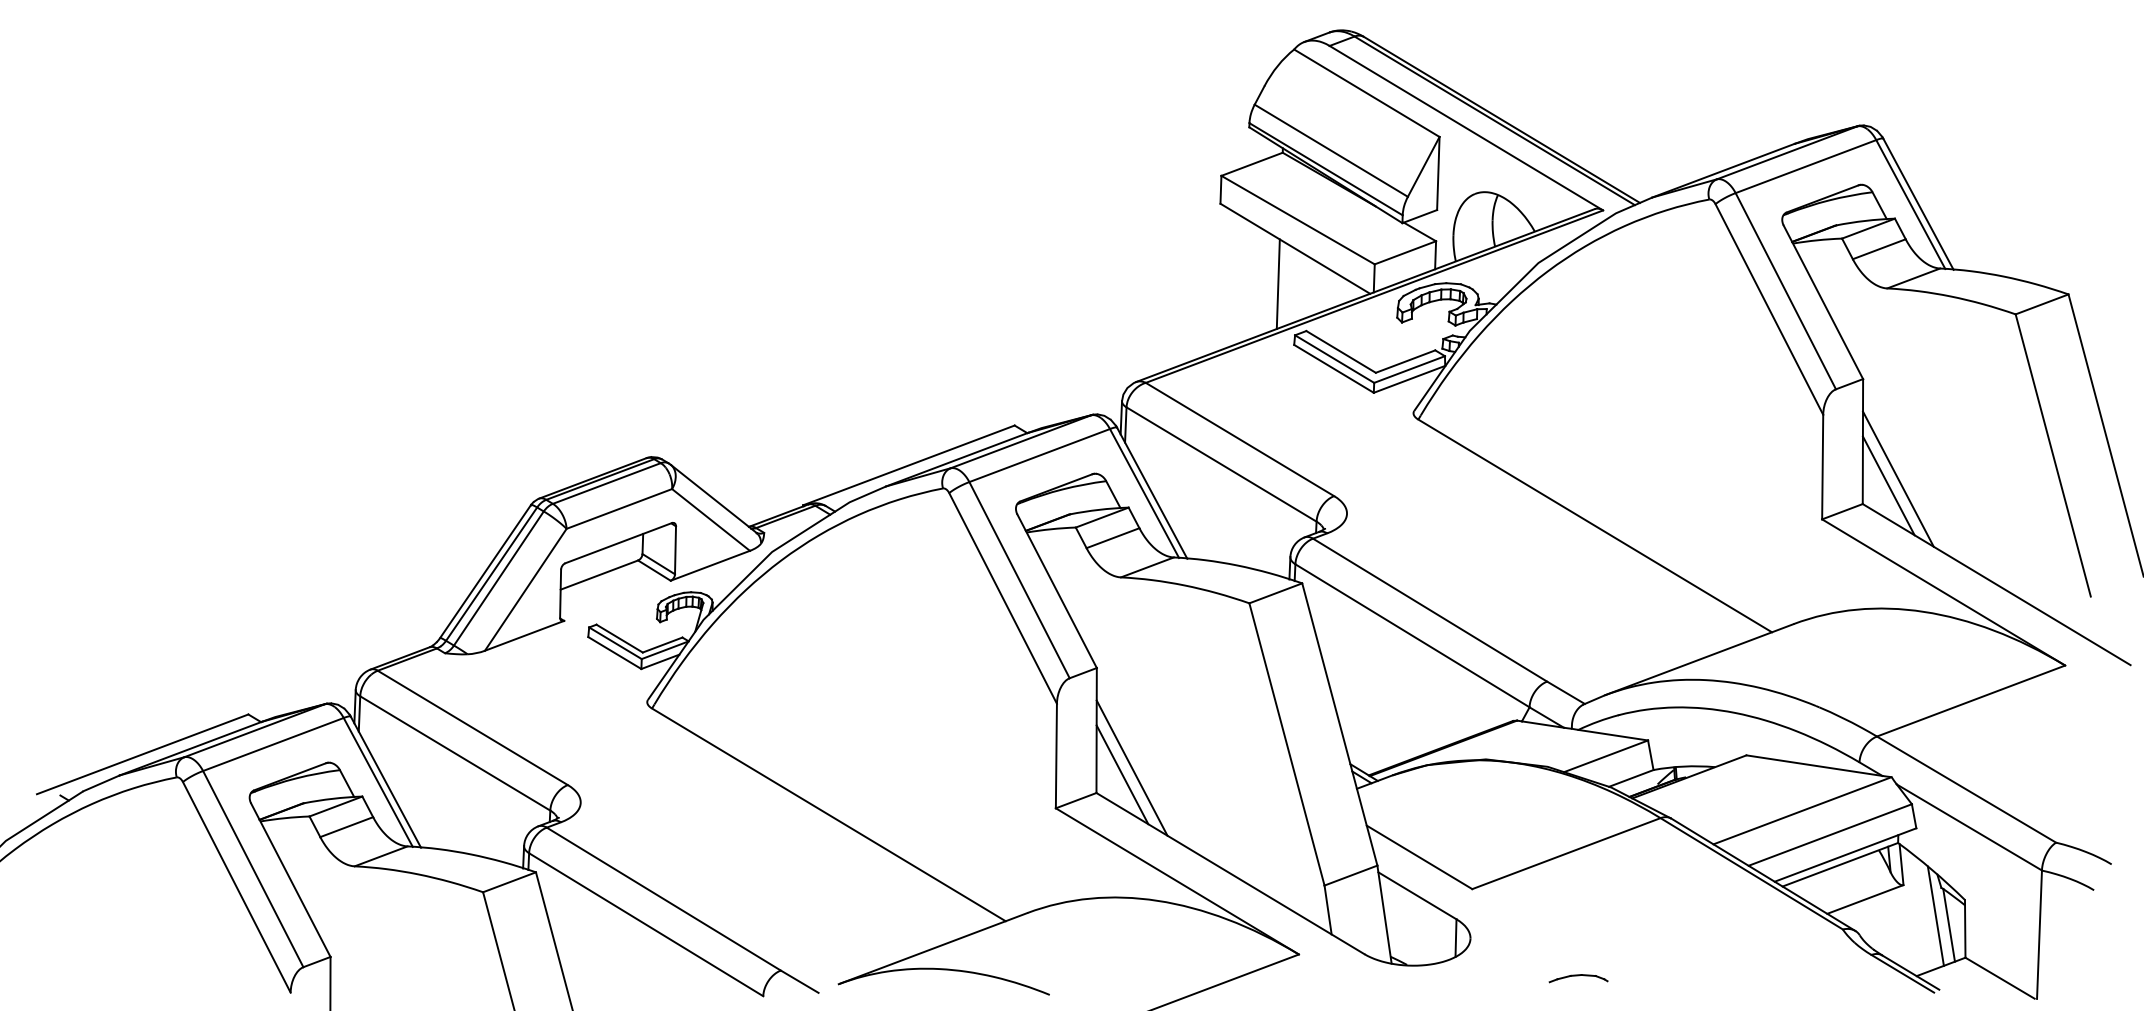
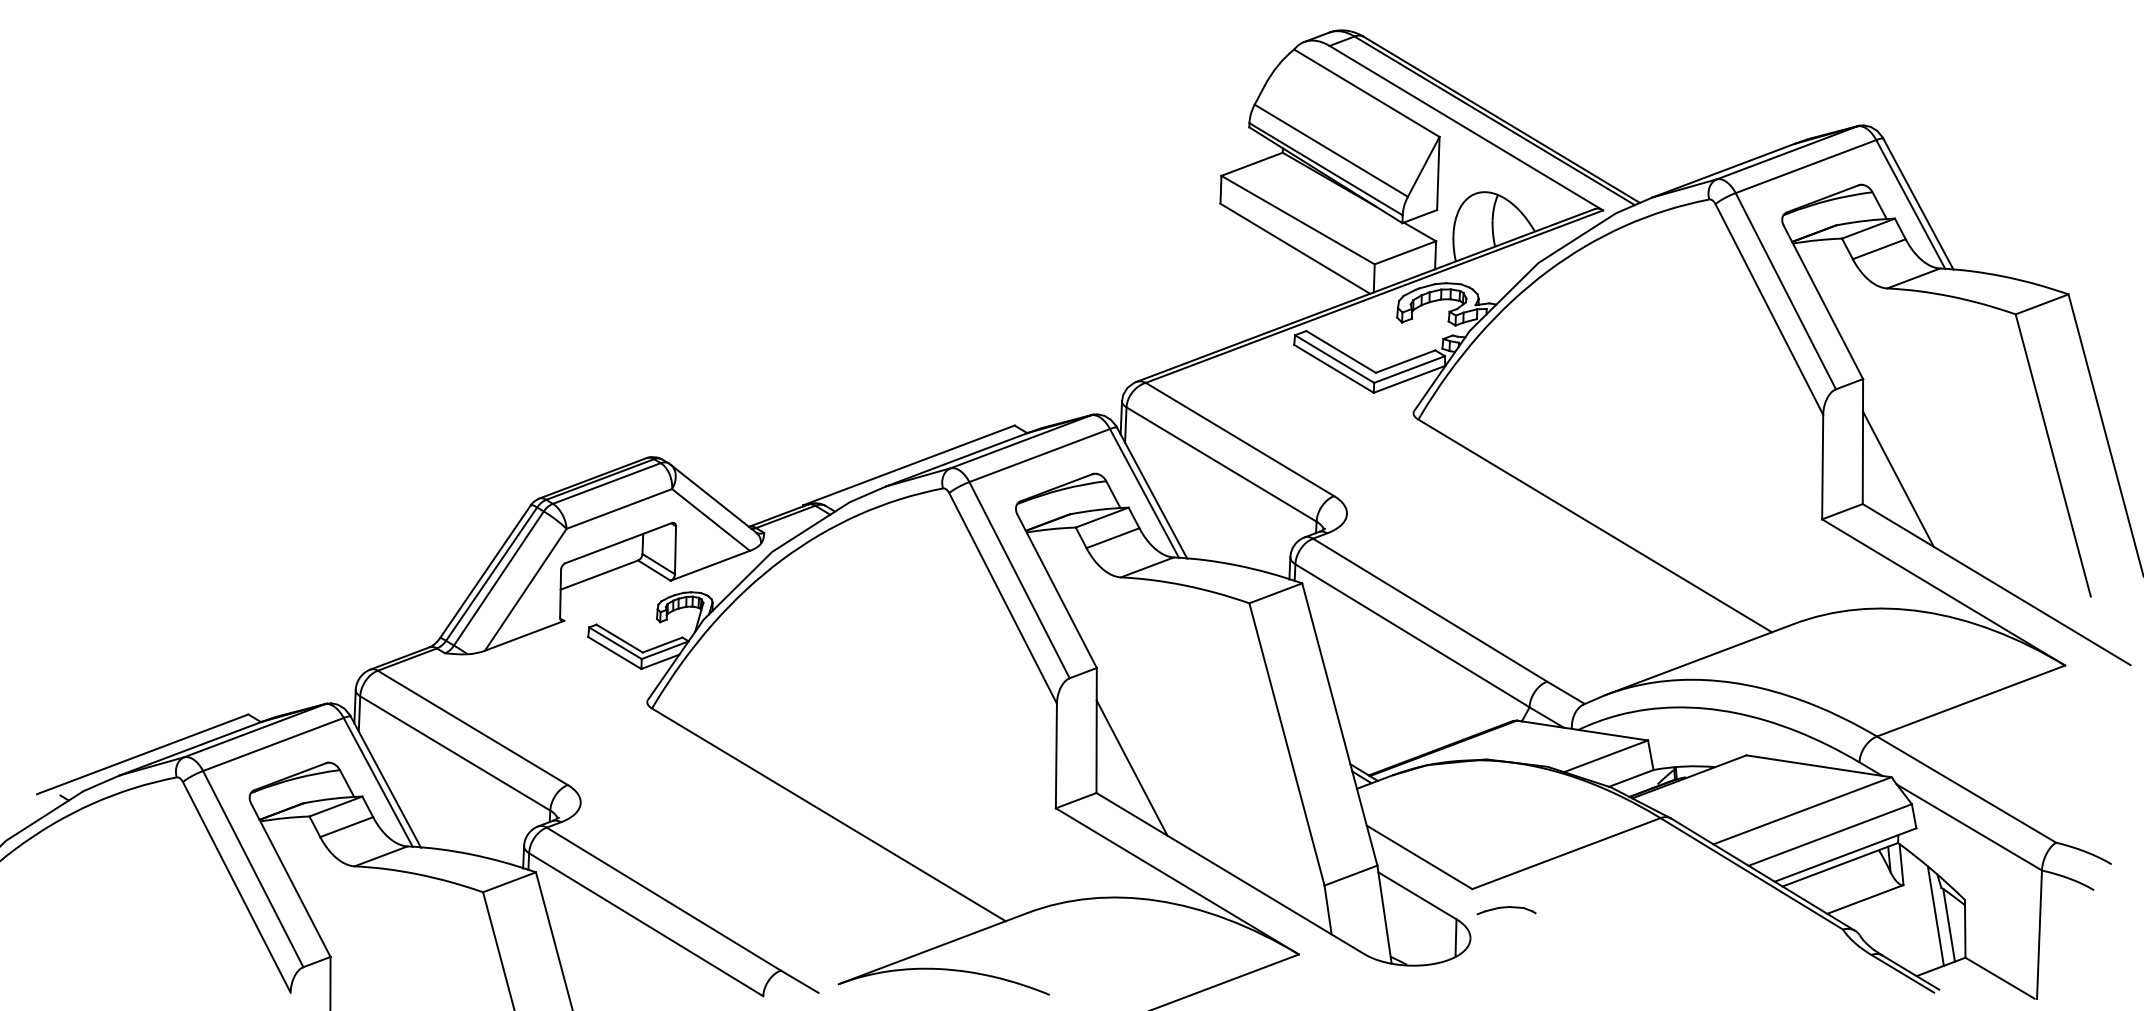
line: present -> none (1277, 284)
line: present -> none (1888, 485)
line: present -> none (1122, 774)
part position: (1578, 978) -> (1506, 910) (1506, 910)
